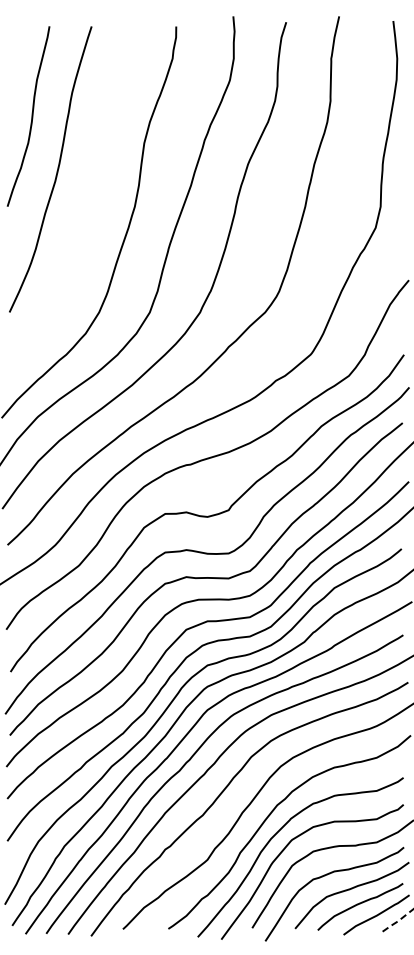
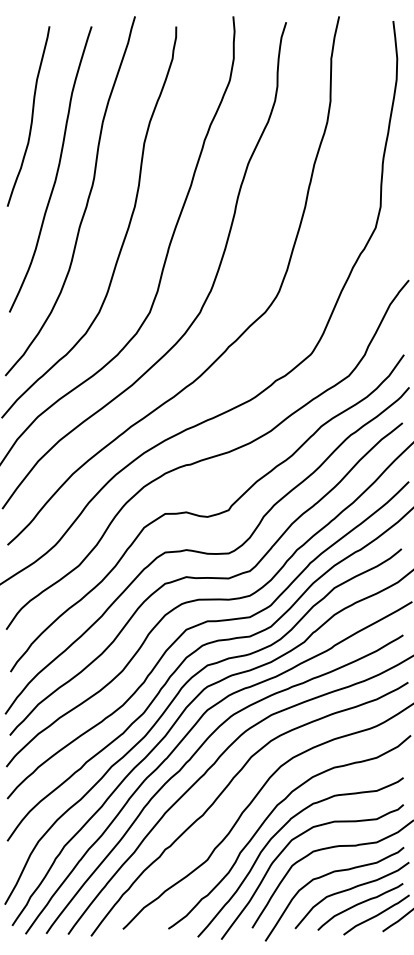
curve: none -> present (86, 201)
line: dashed -> solid (397, 921)
